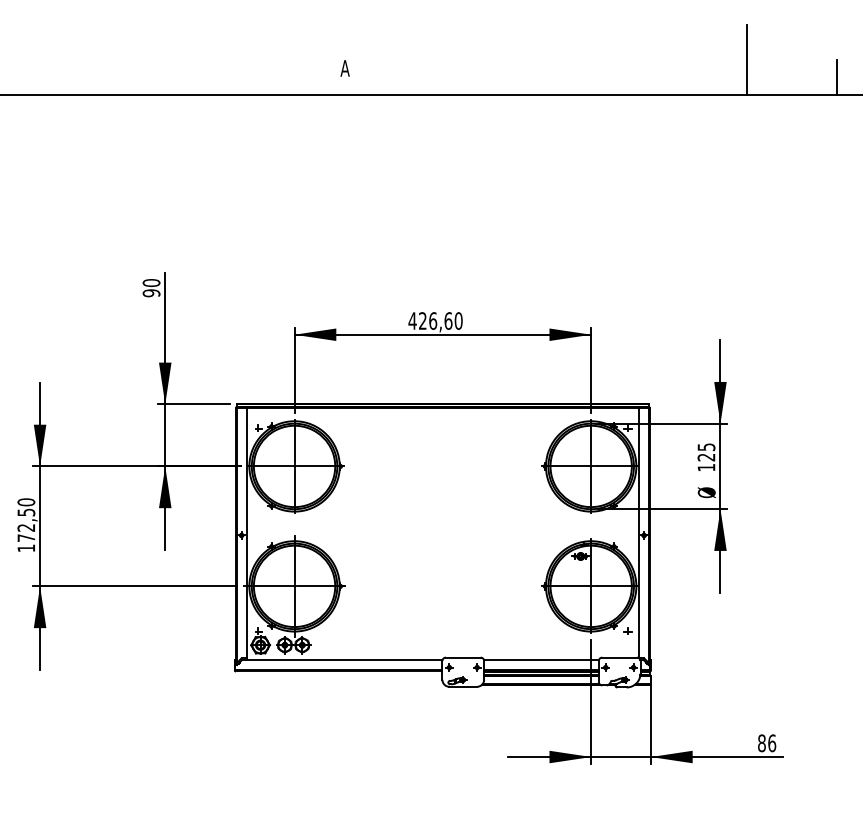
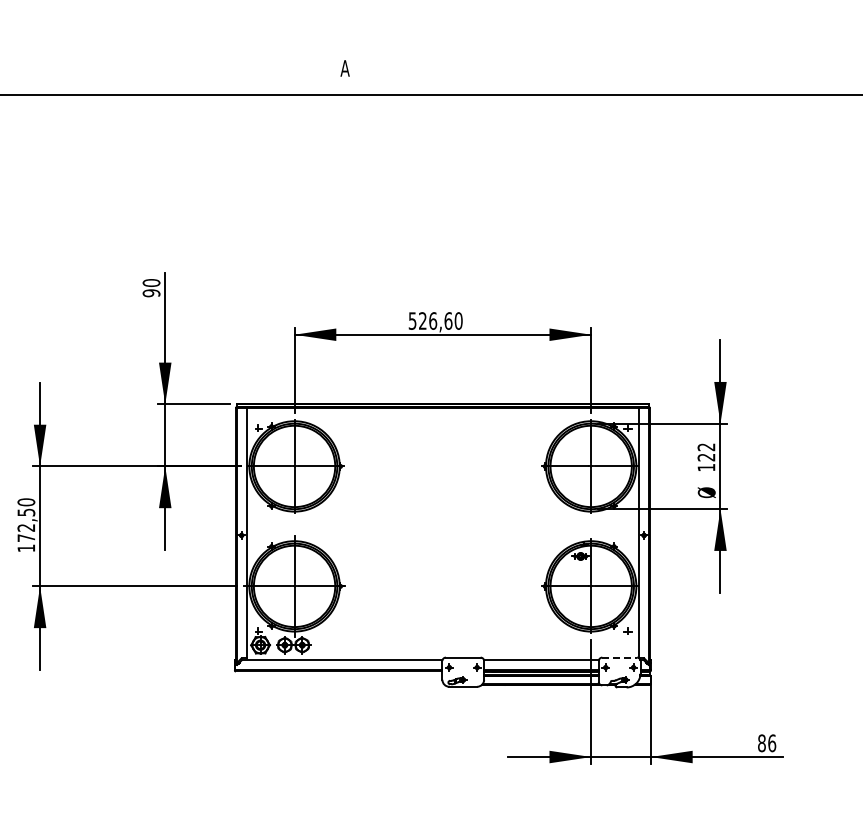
line: present -> none (746, 59)
line: present -> none (837, 76)
text: 426,60 -> 526,60 (412, 320)
text: 125 -> 122 (706, 447)
line: solid -> dashed (620, 657)
